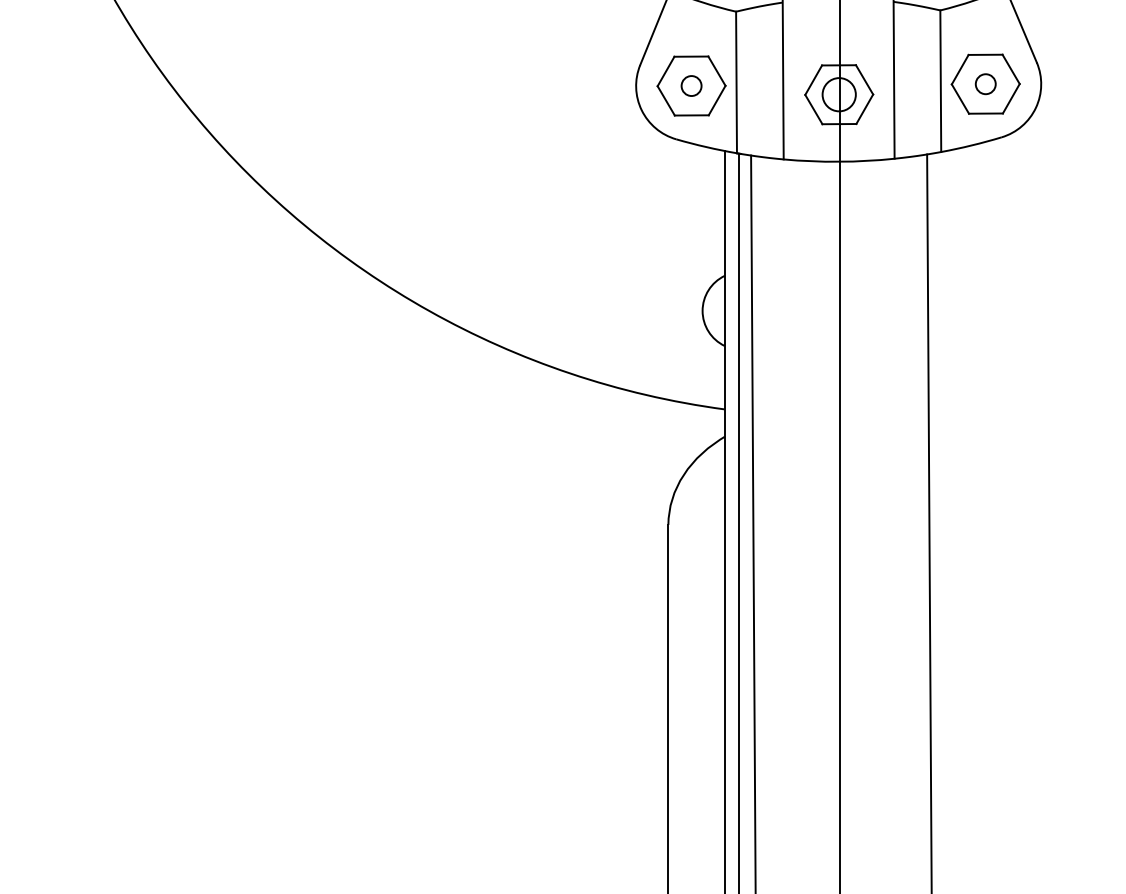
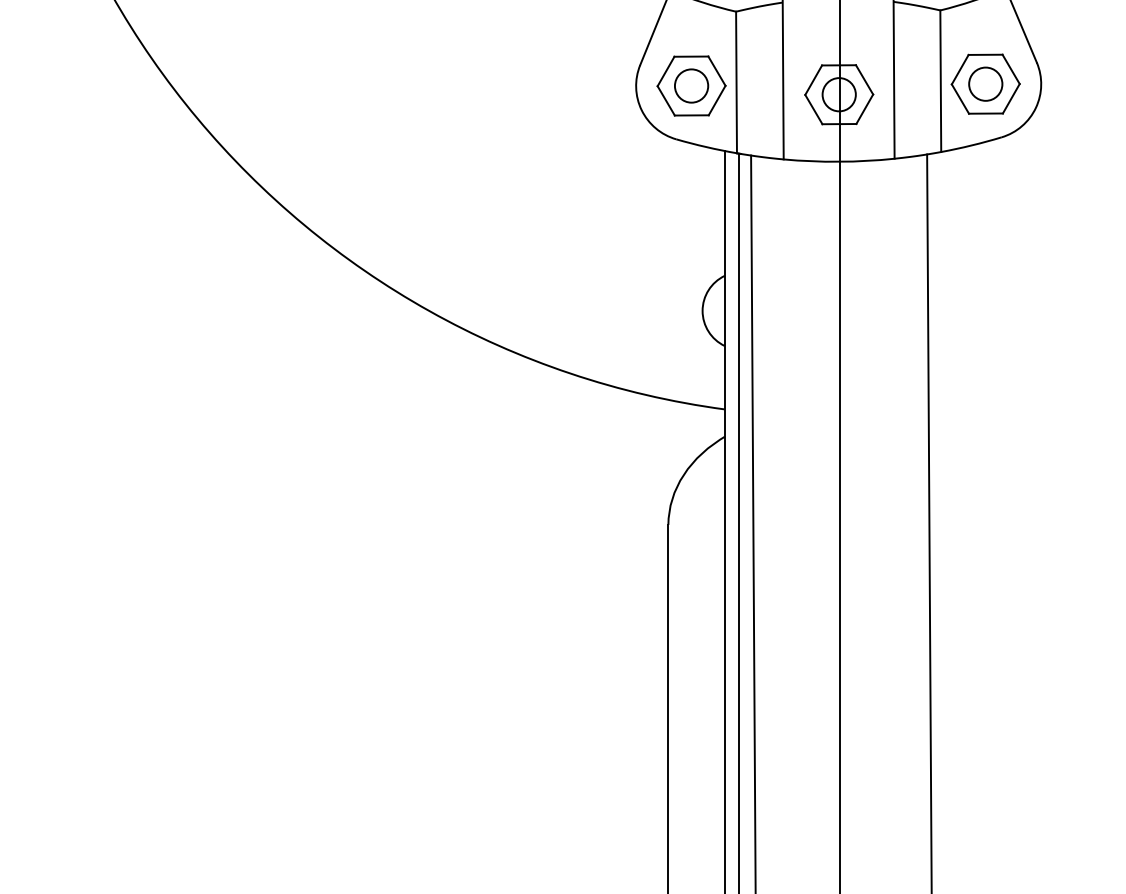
circle diameter: 20 px -> 33 px (985, 83)
circle diameter: 20 px -> 33 px (691, 85)
